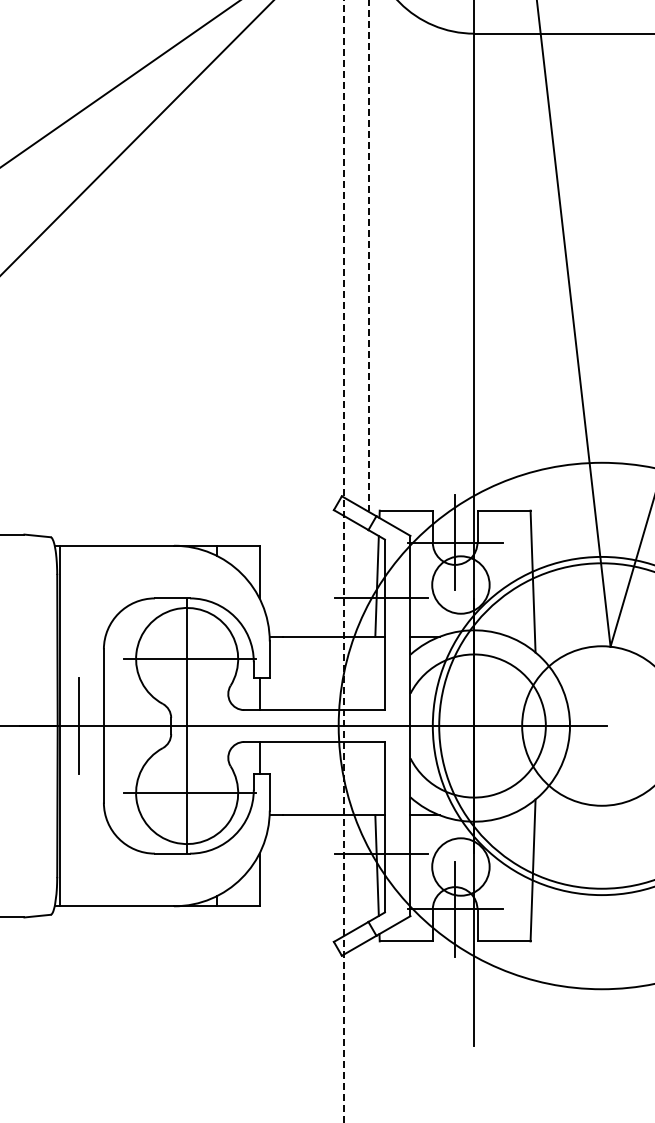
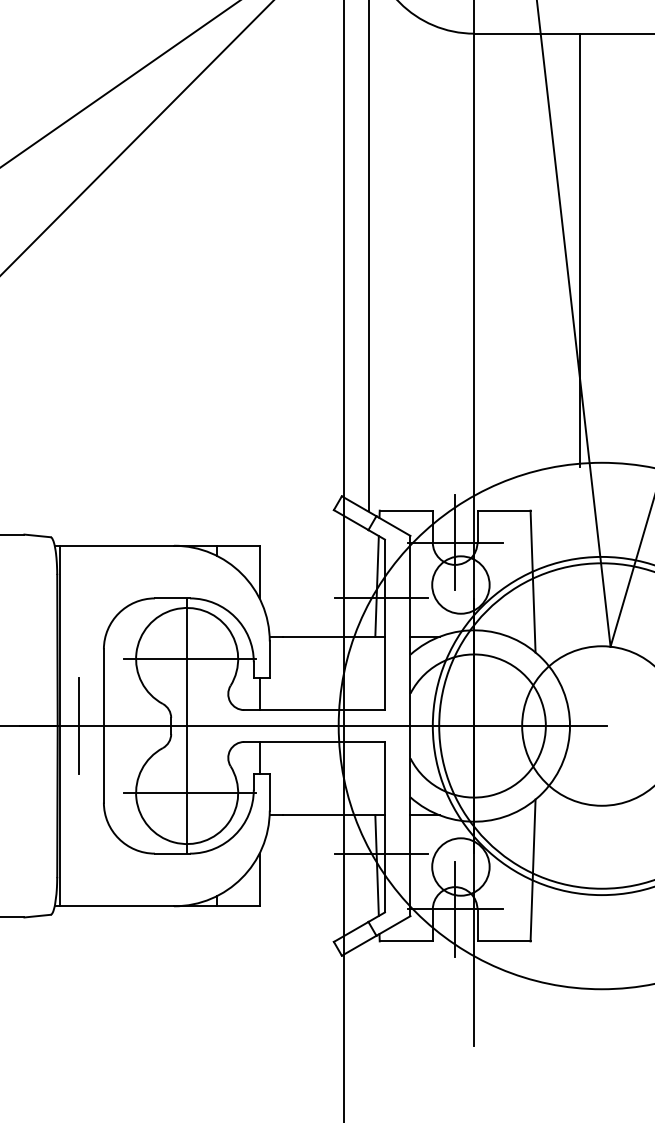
line: none -> present (579, 250)
line: dashed -> solid (369, 255)
line: dashed -> solid (343, 561)
